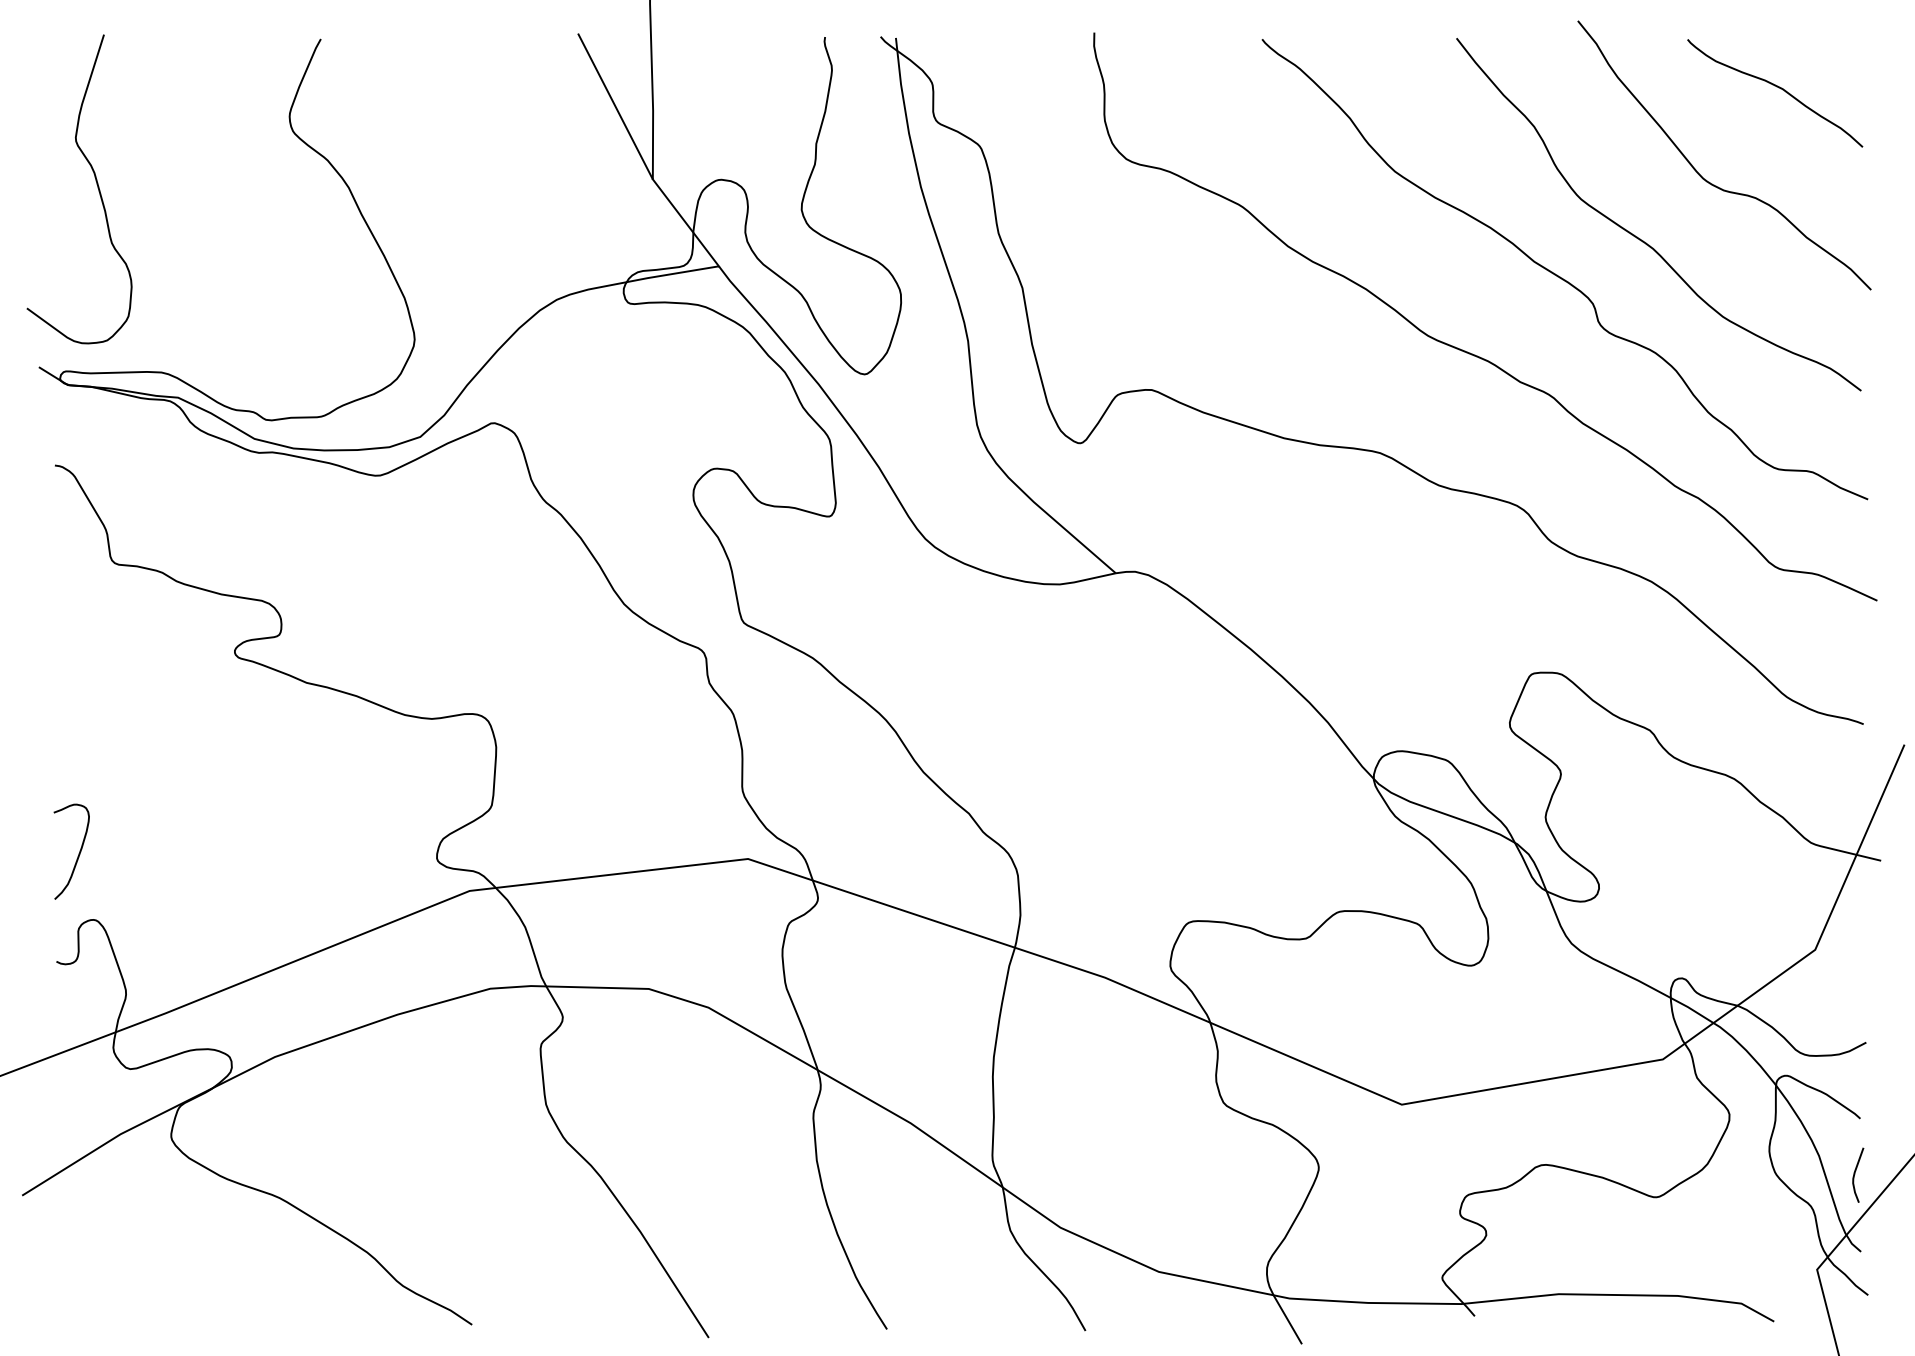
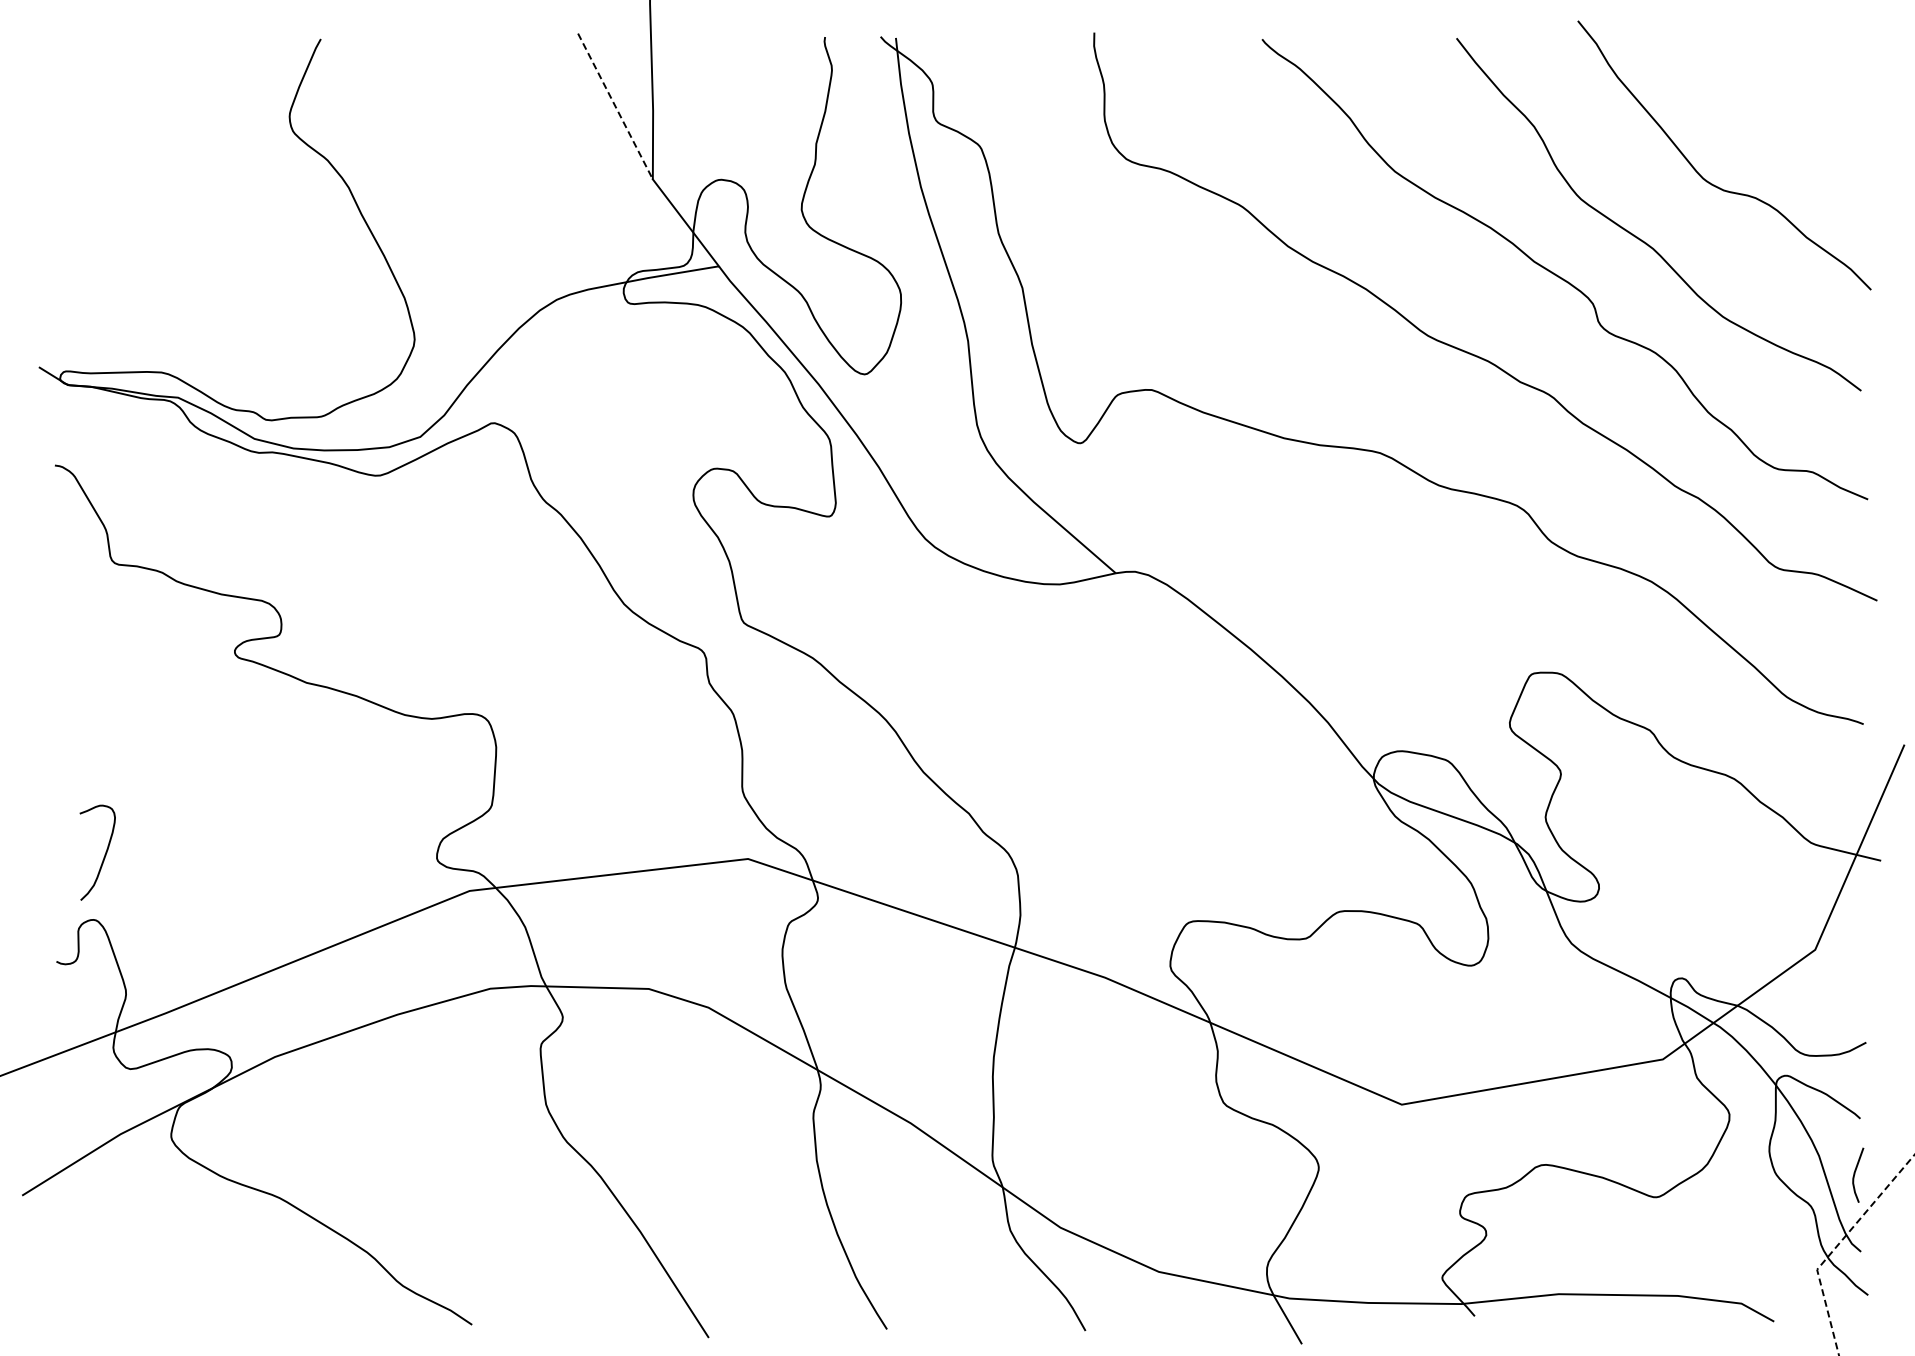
curve: present -> none (1778, 88)
line: solid -> dashed (615, 106)
curve: present -> none (96, 184)
curve position: (78, 853) -> (104, 854) (104, 854)
line: solid -> dashed (1837, 1246)
